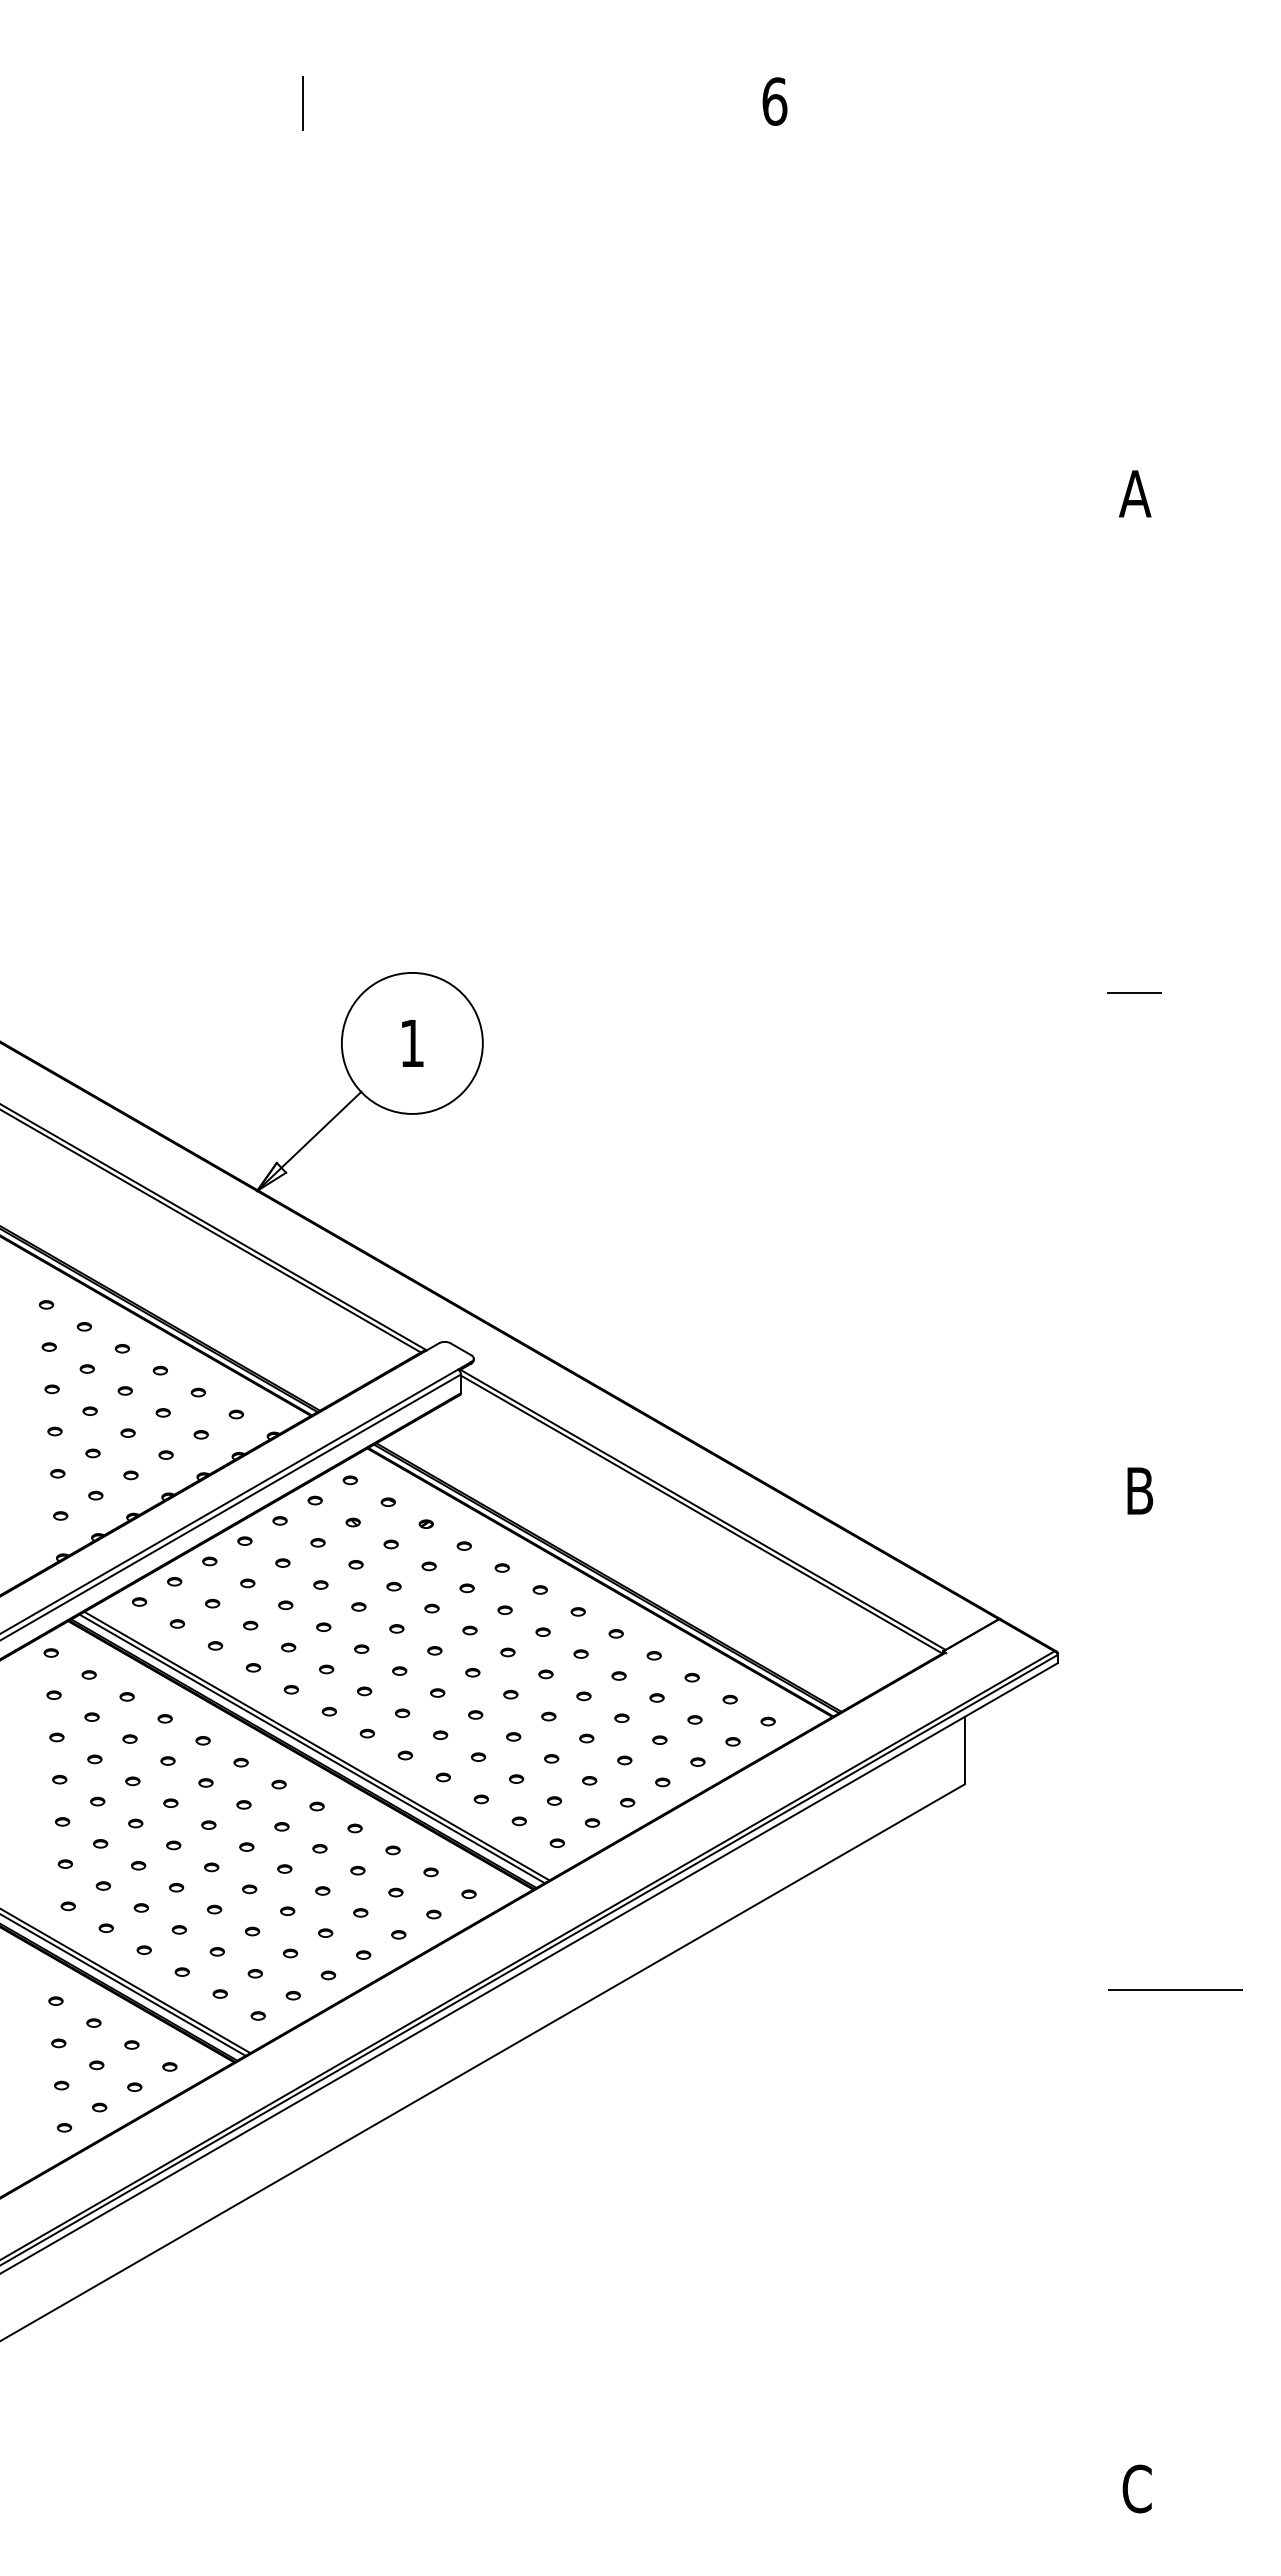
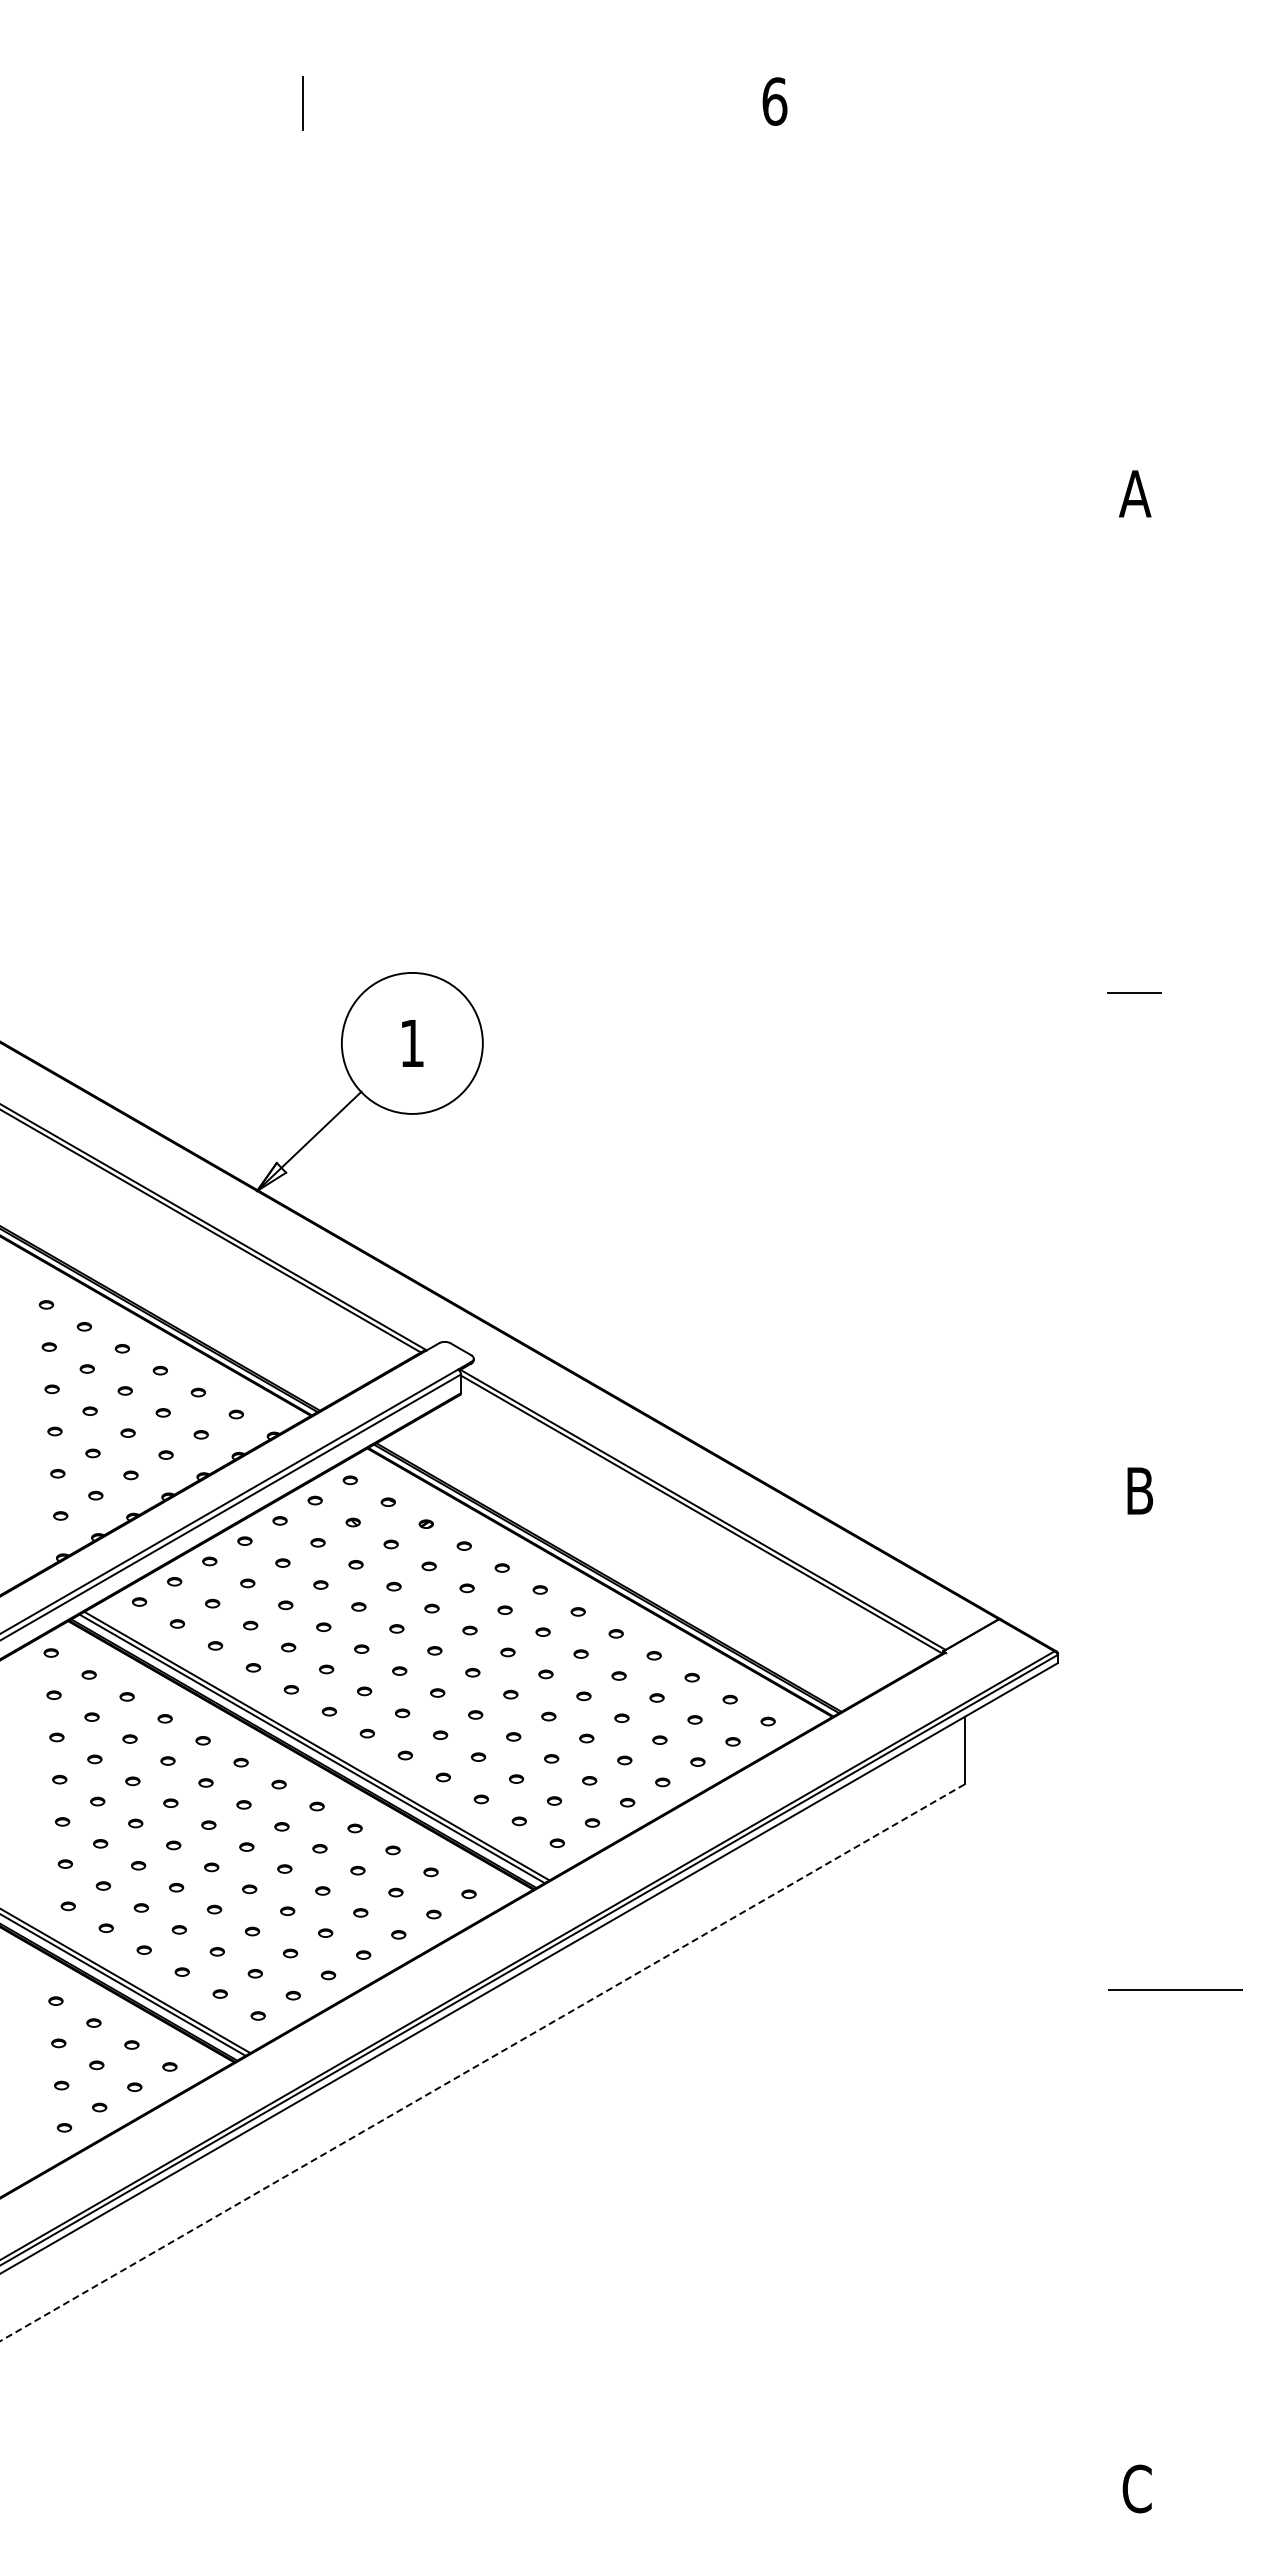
line: solid -> dashed (482, 2062)
